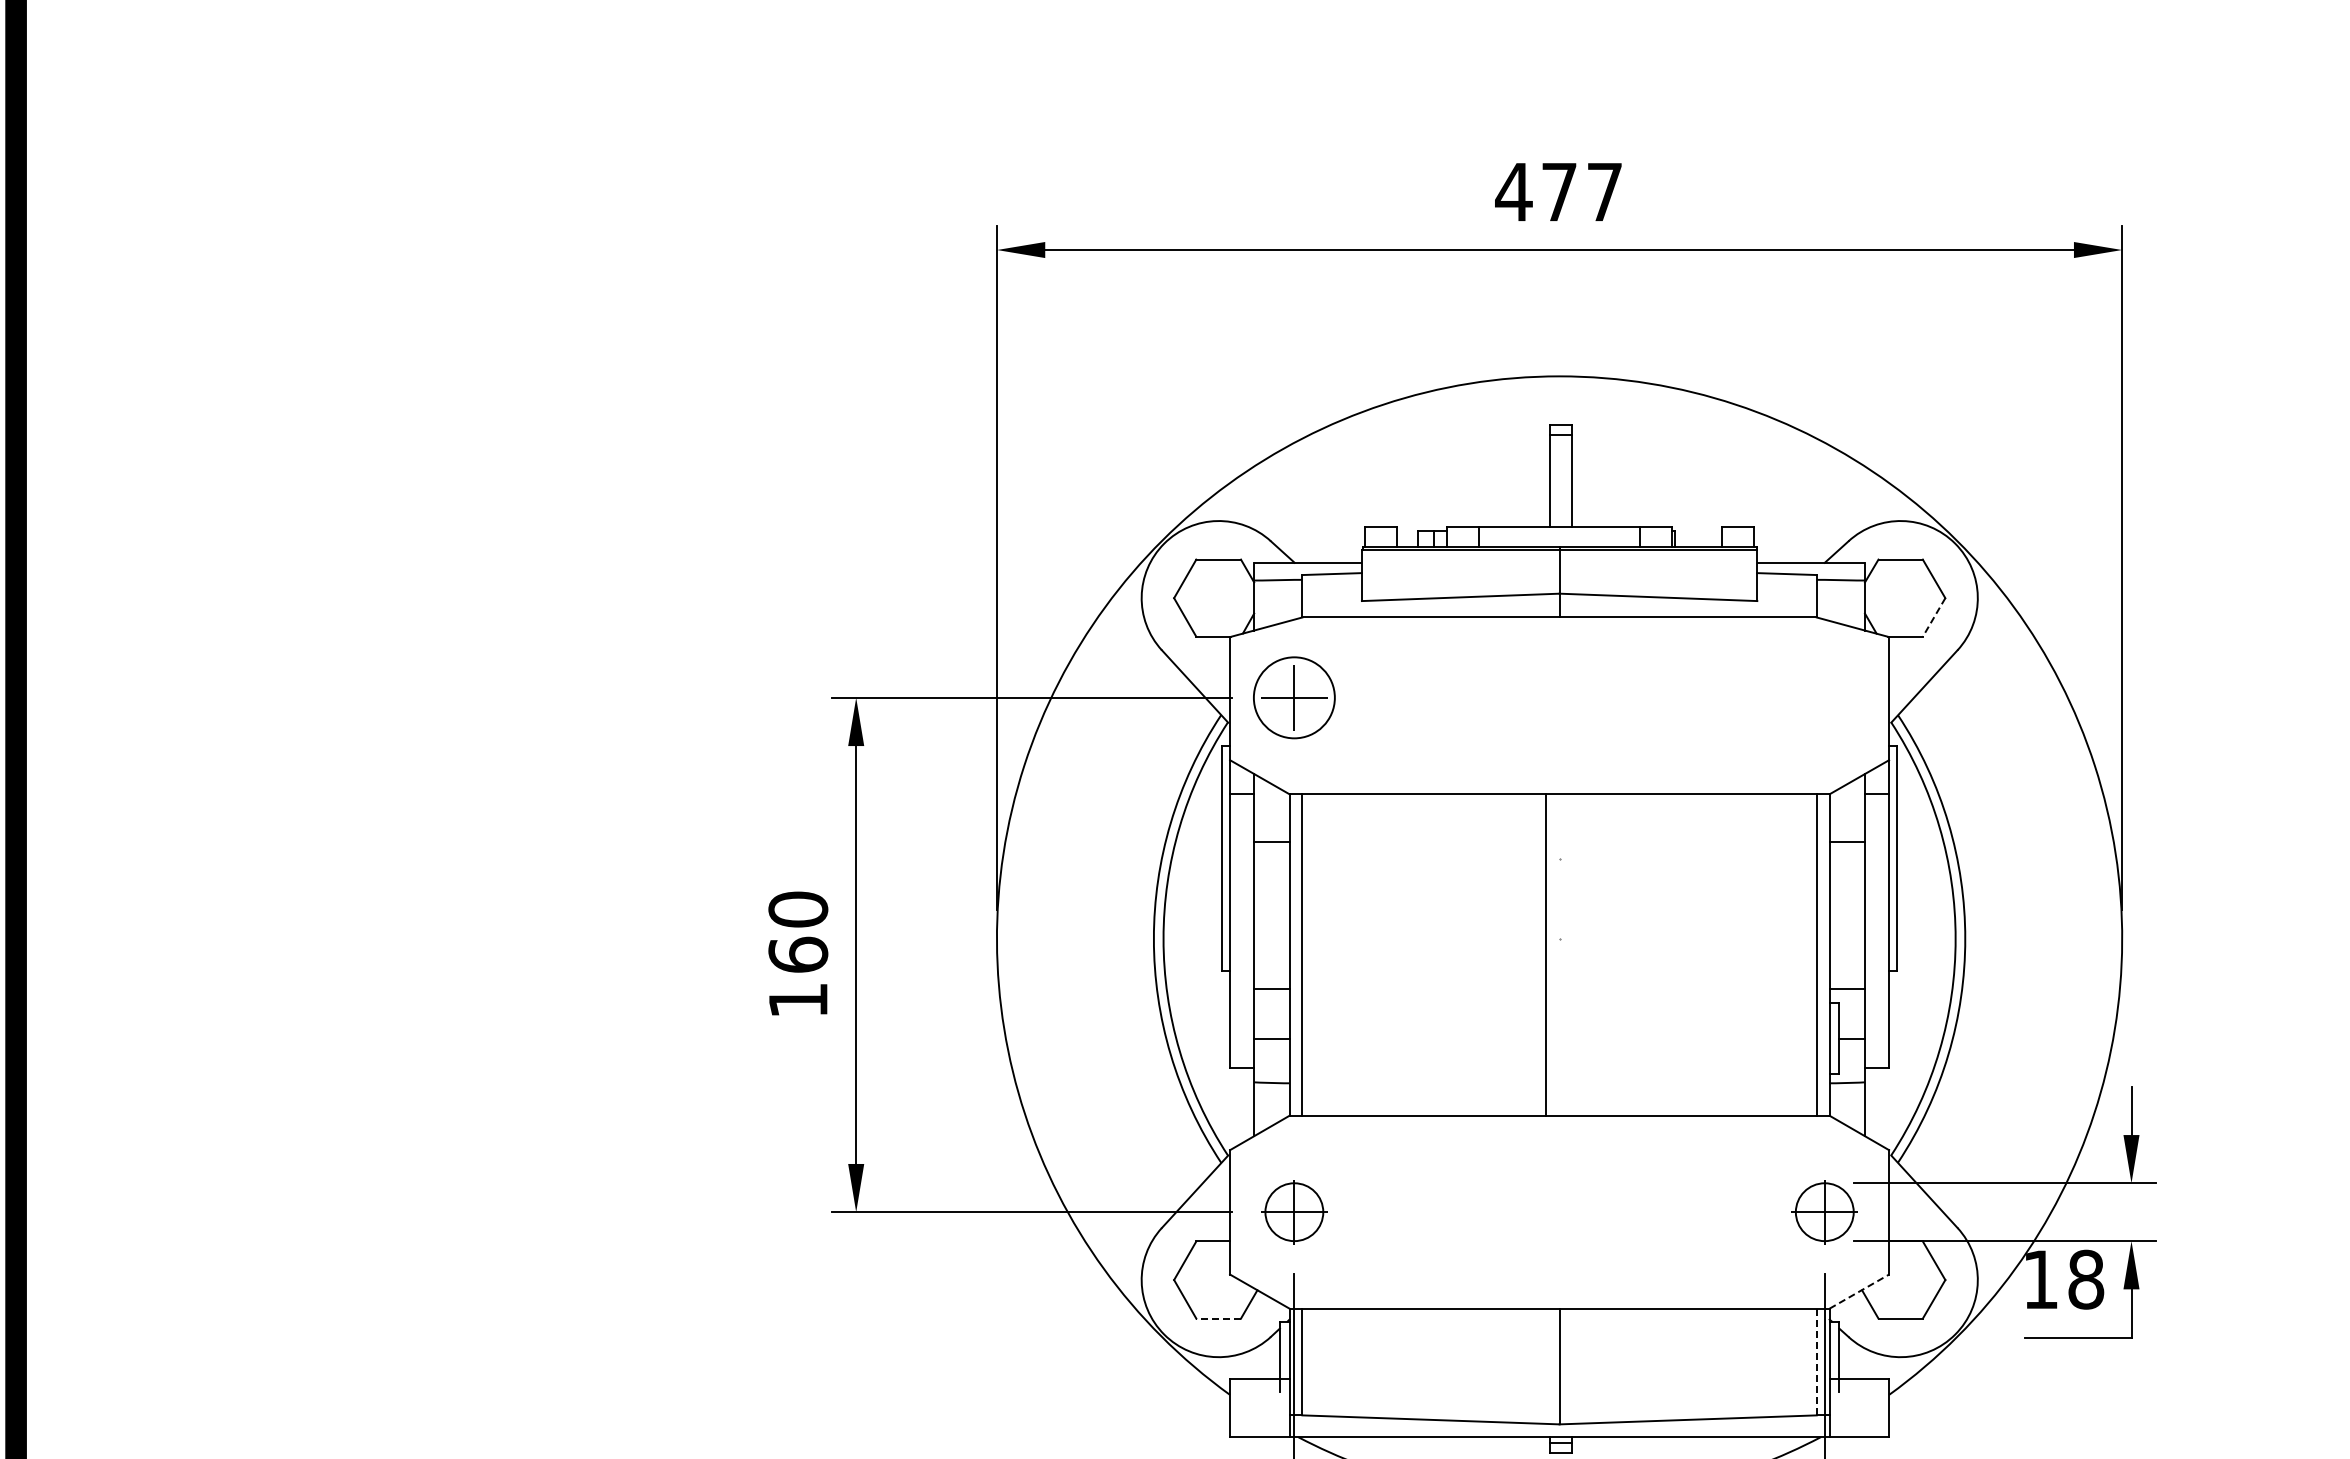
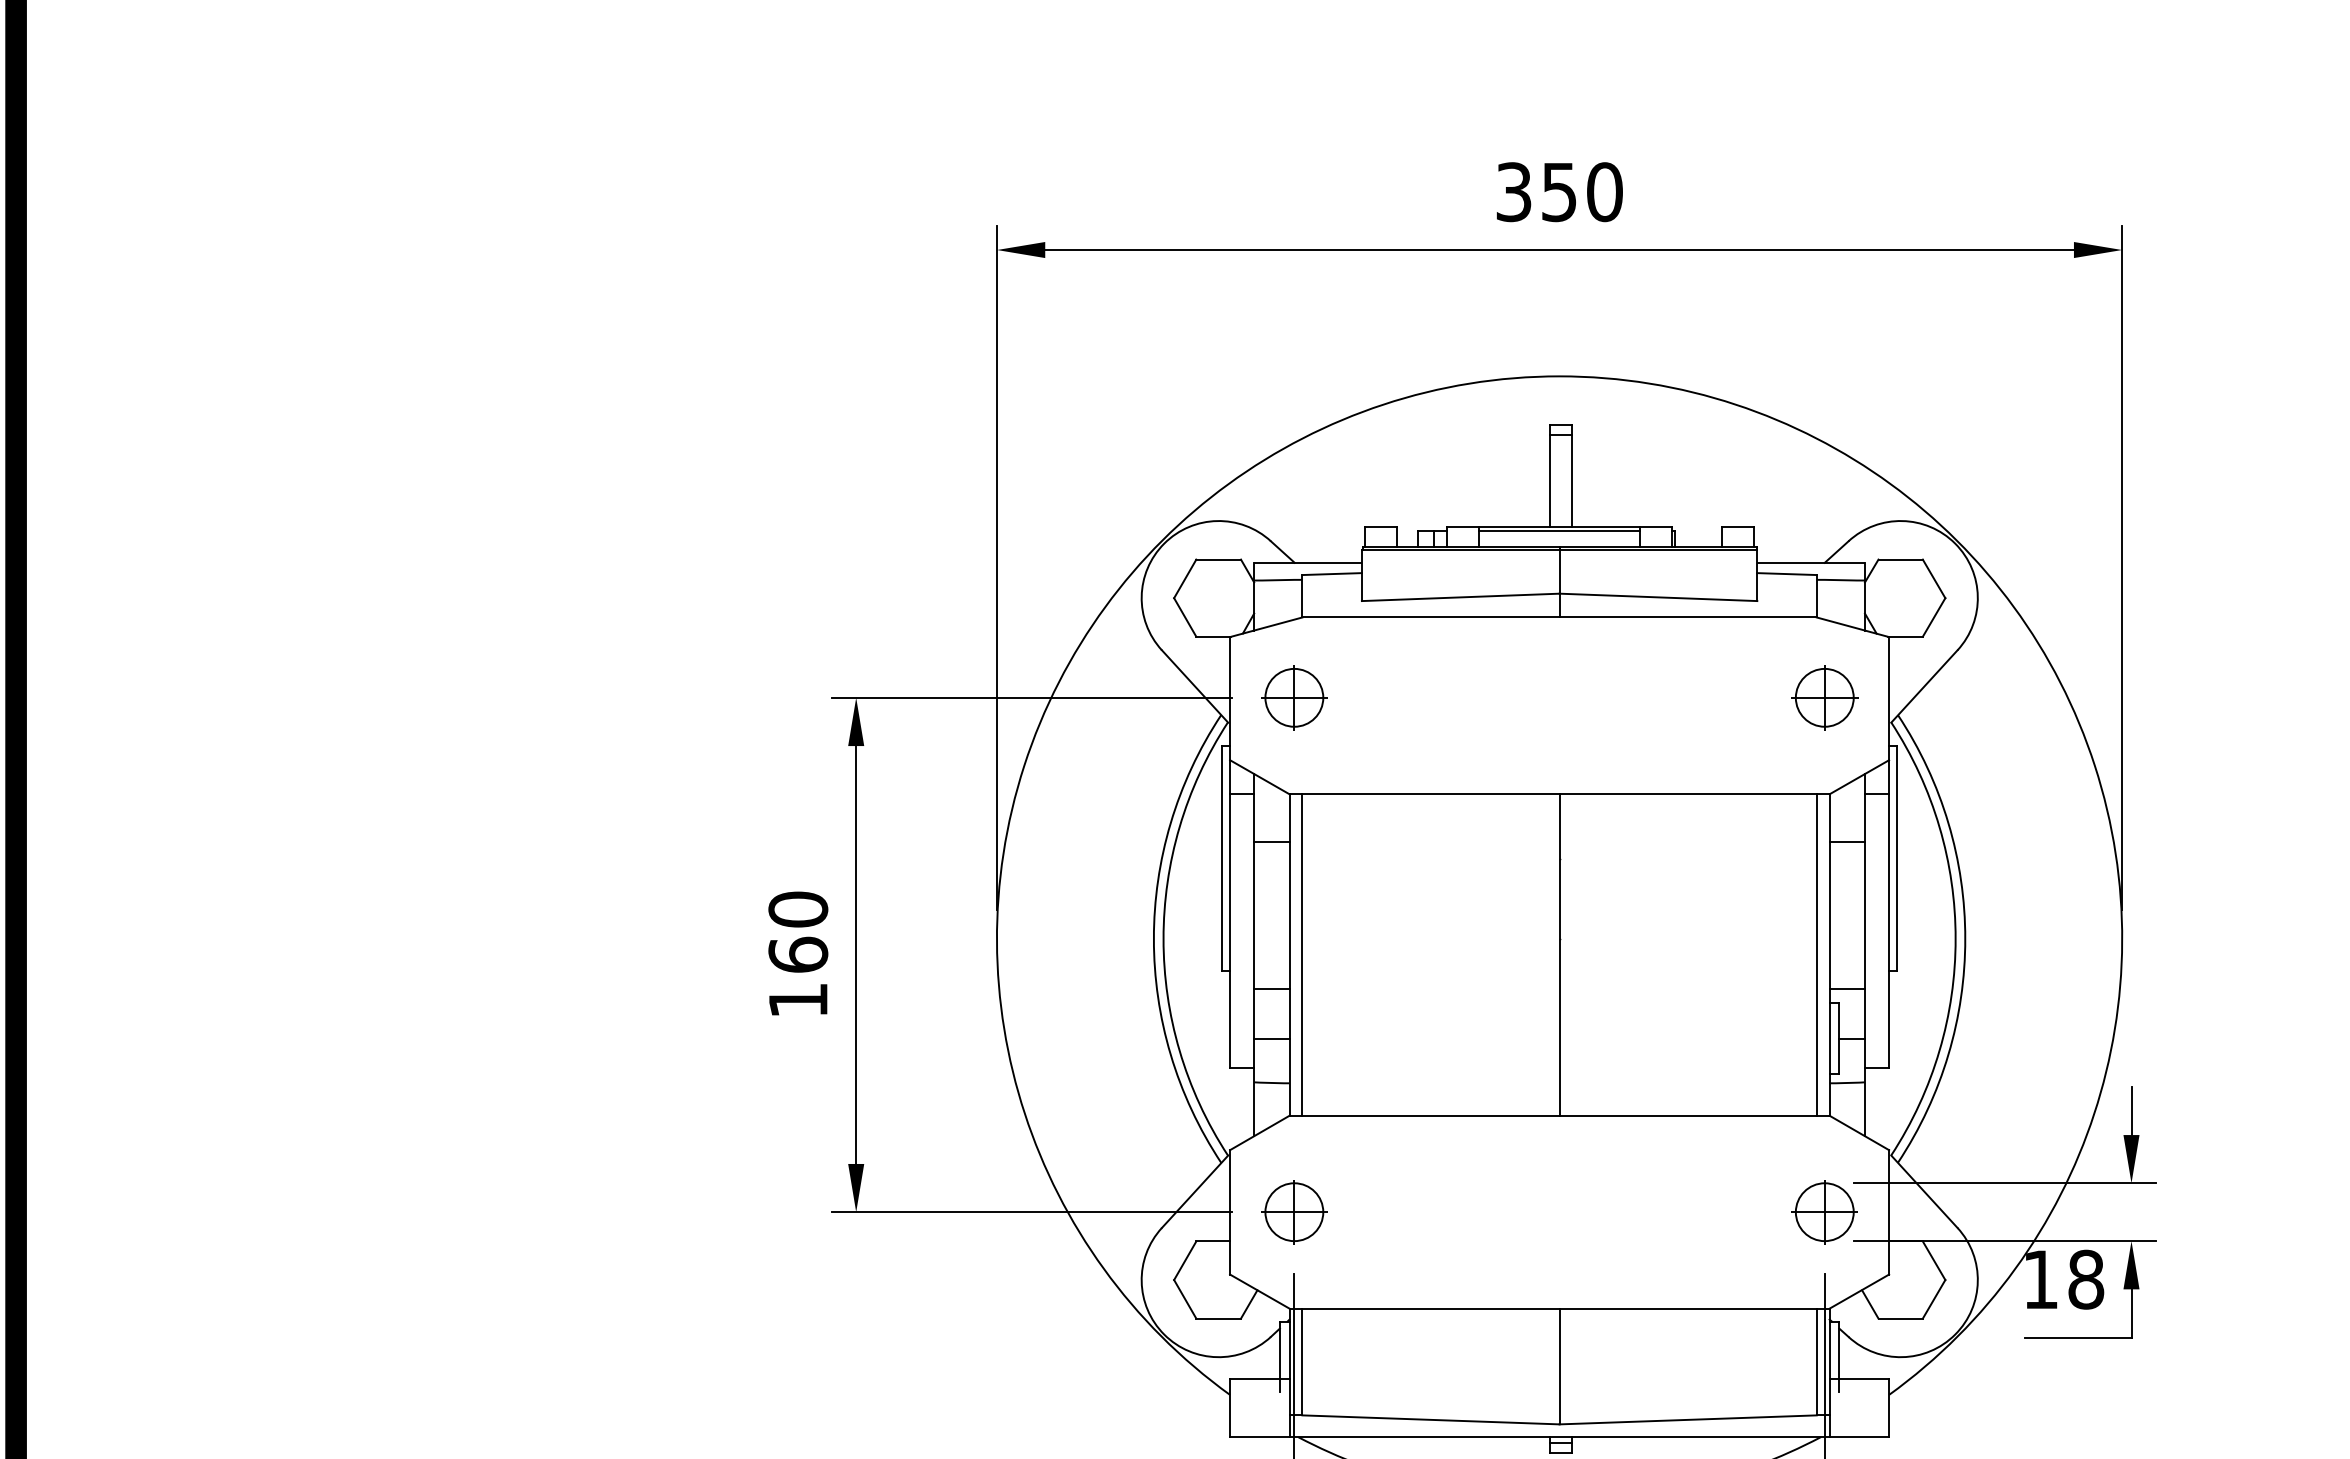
text: 477 -> 350 (1558, 192)
line: none -> present (1559, 530)
line: dashed -> solid (1933, 617)
circle diameter: 81 px -> 58 px (1294, 697)
part: none -> present (1824, 697)
line position: (1545, 954) -> (1559, 954) (1559, 954)
line: dashed -> solid (1859, 1291)
line: dashed -> solid (1218, 1318)
line: dashed -> solid (1816, 1362)
